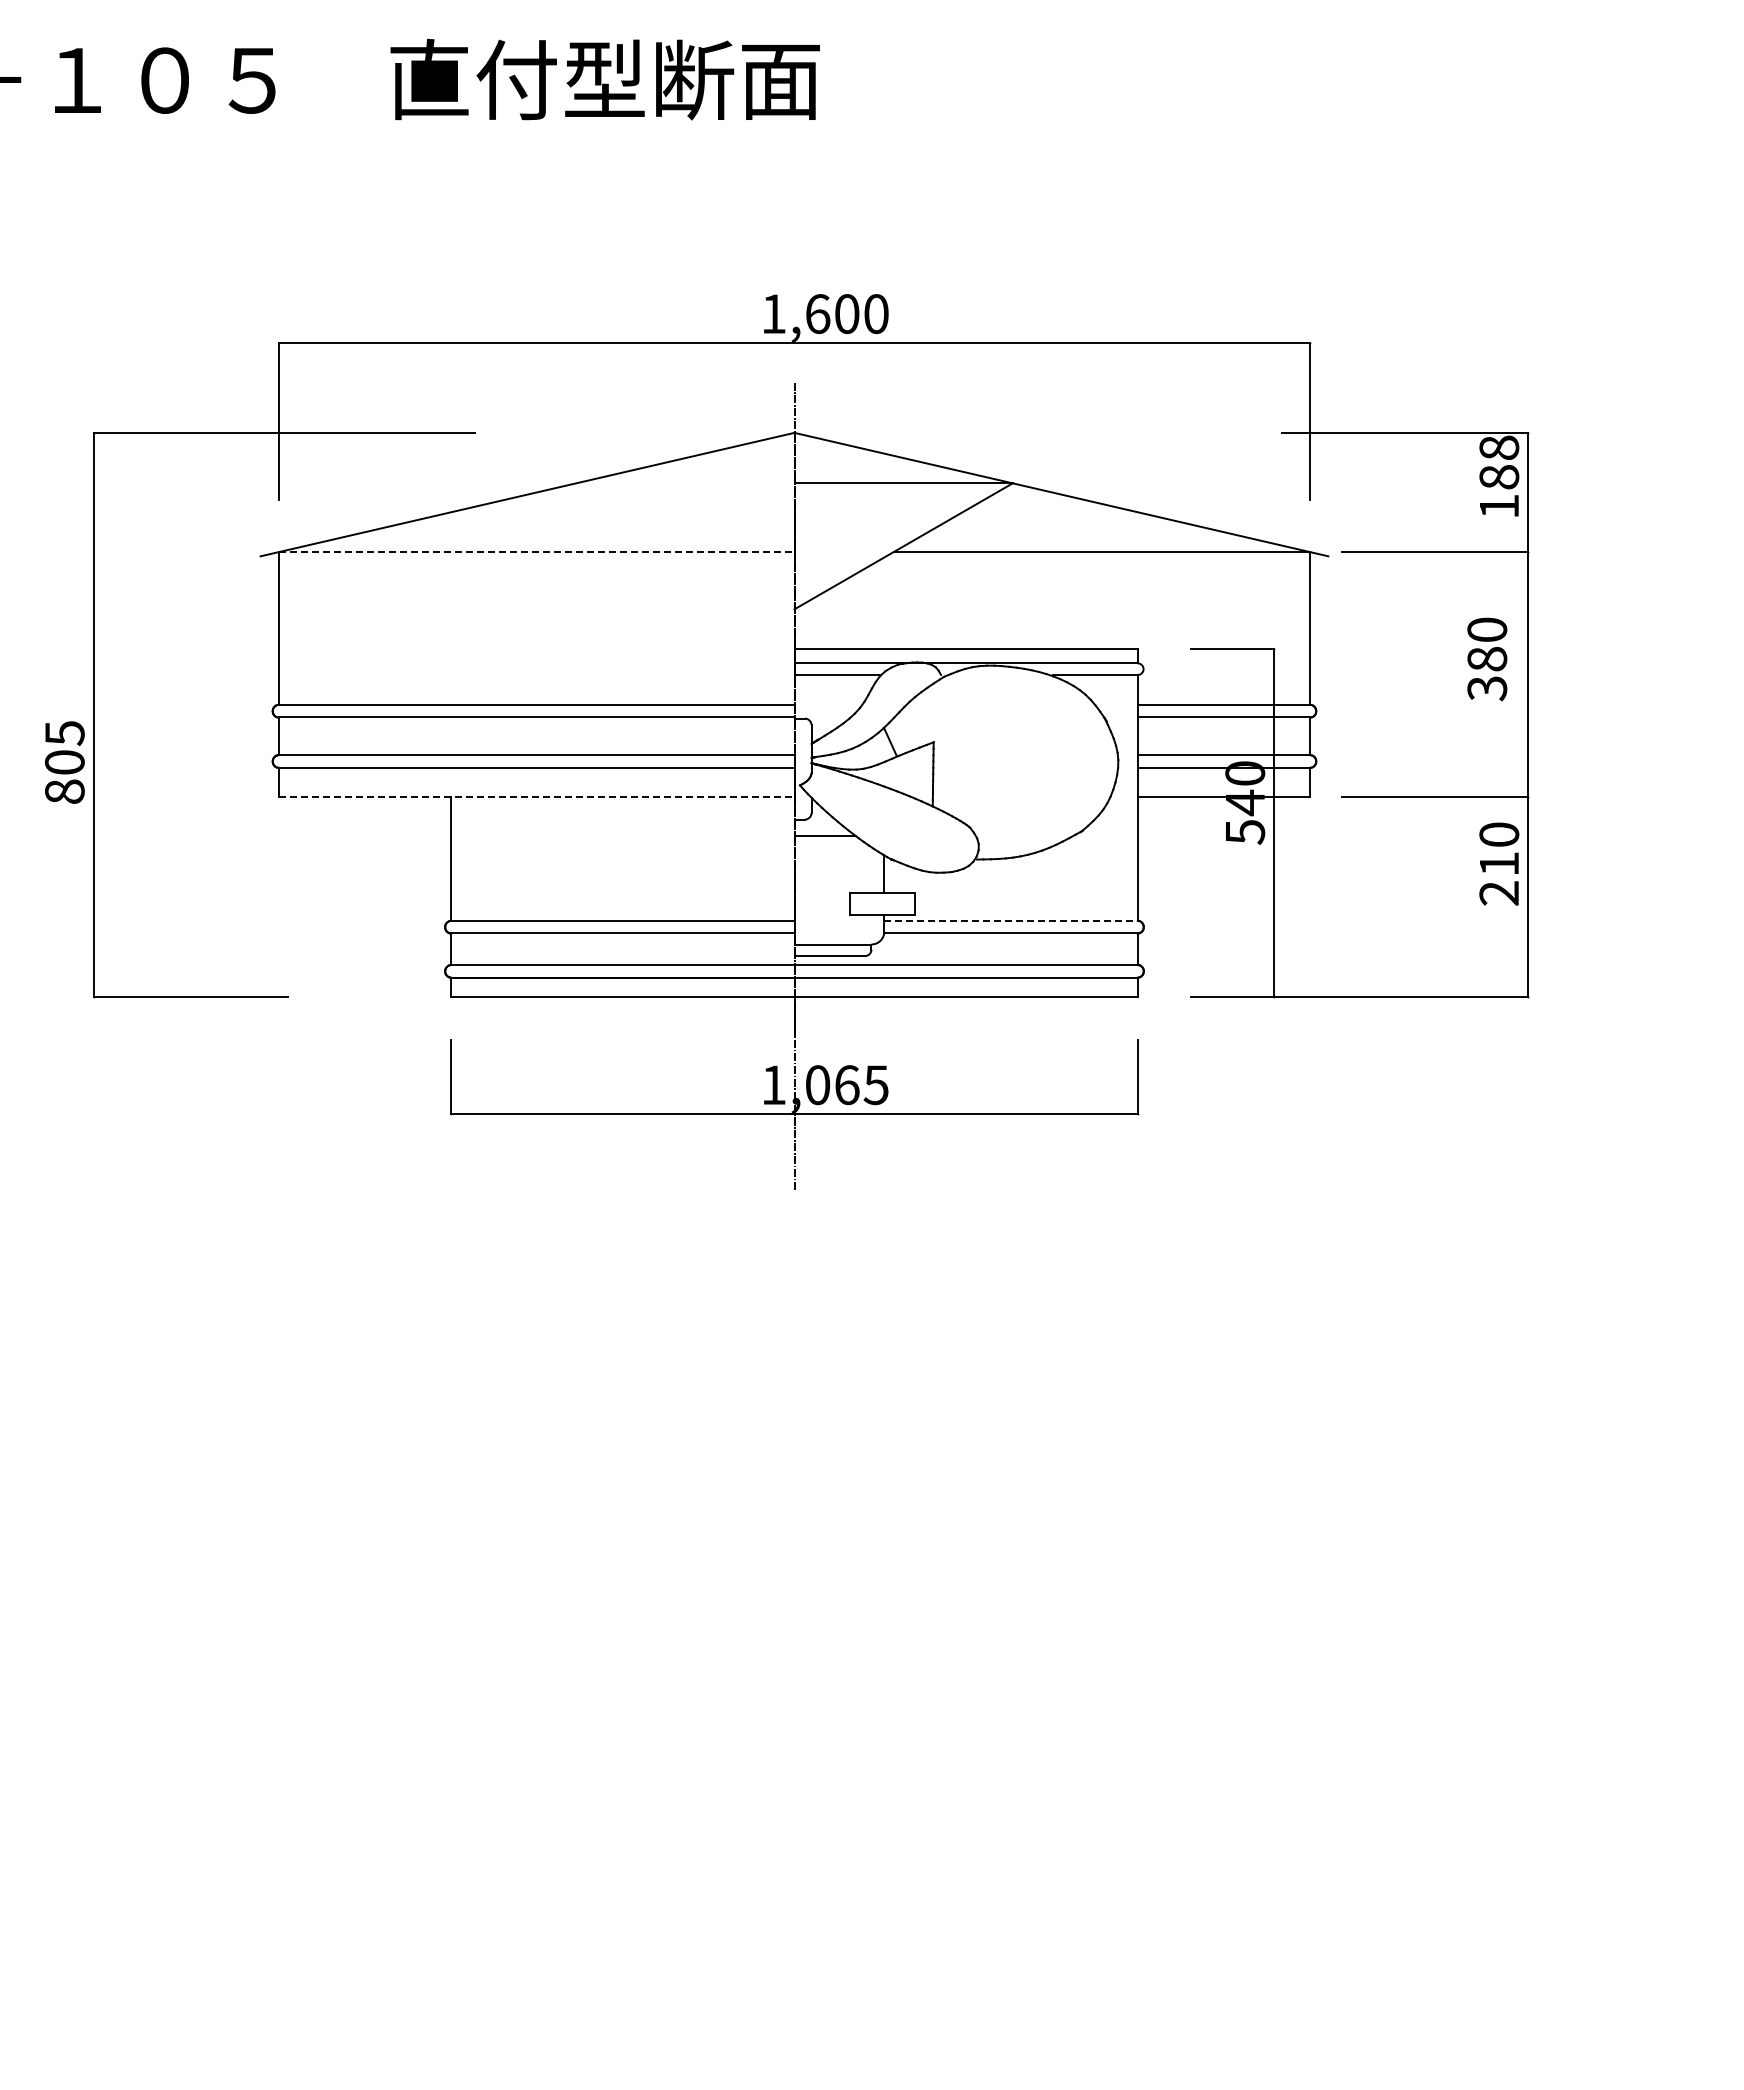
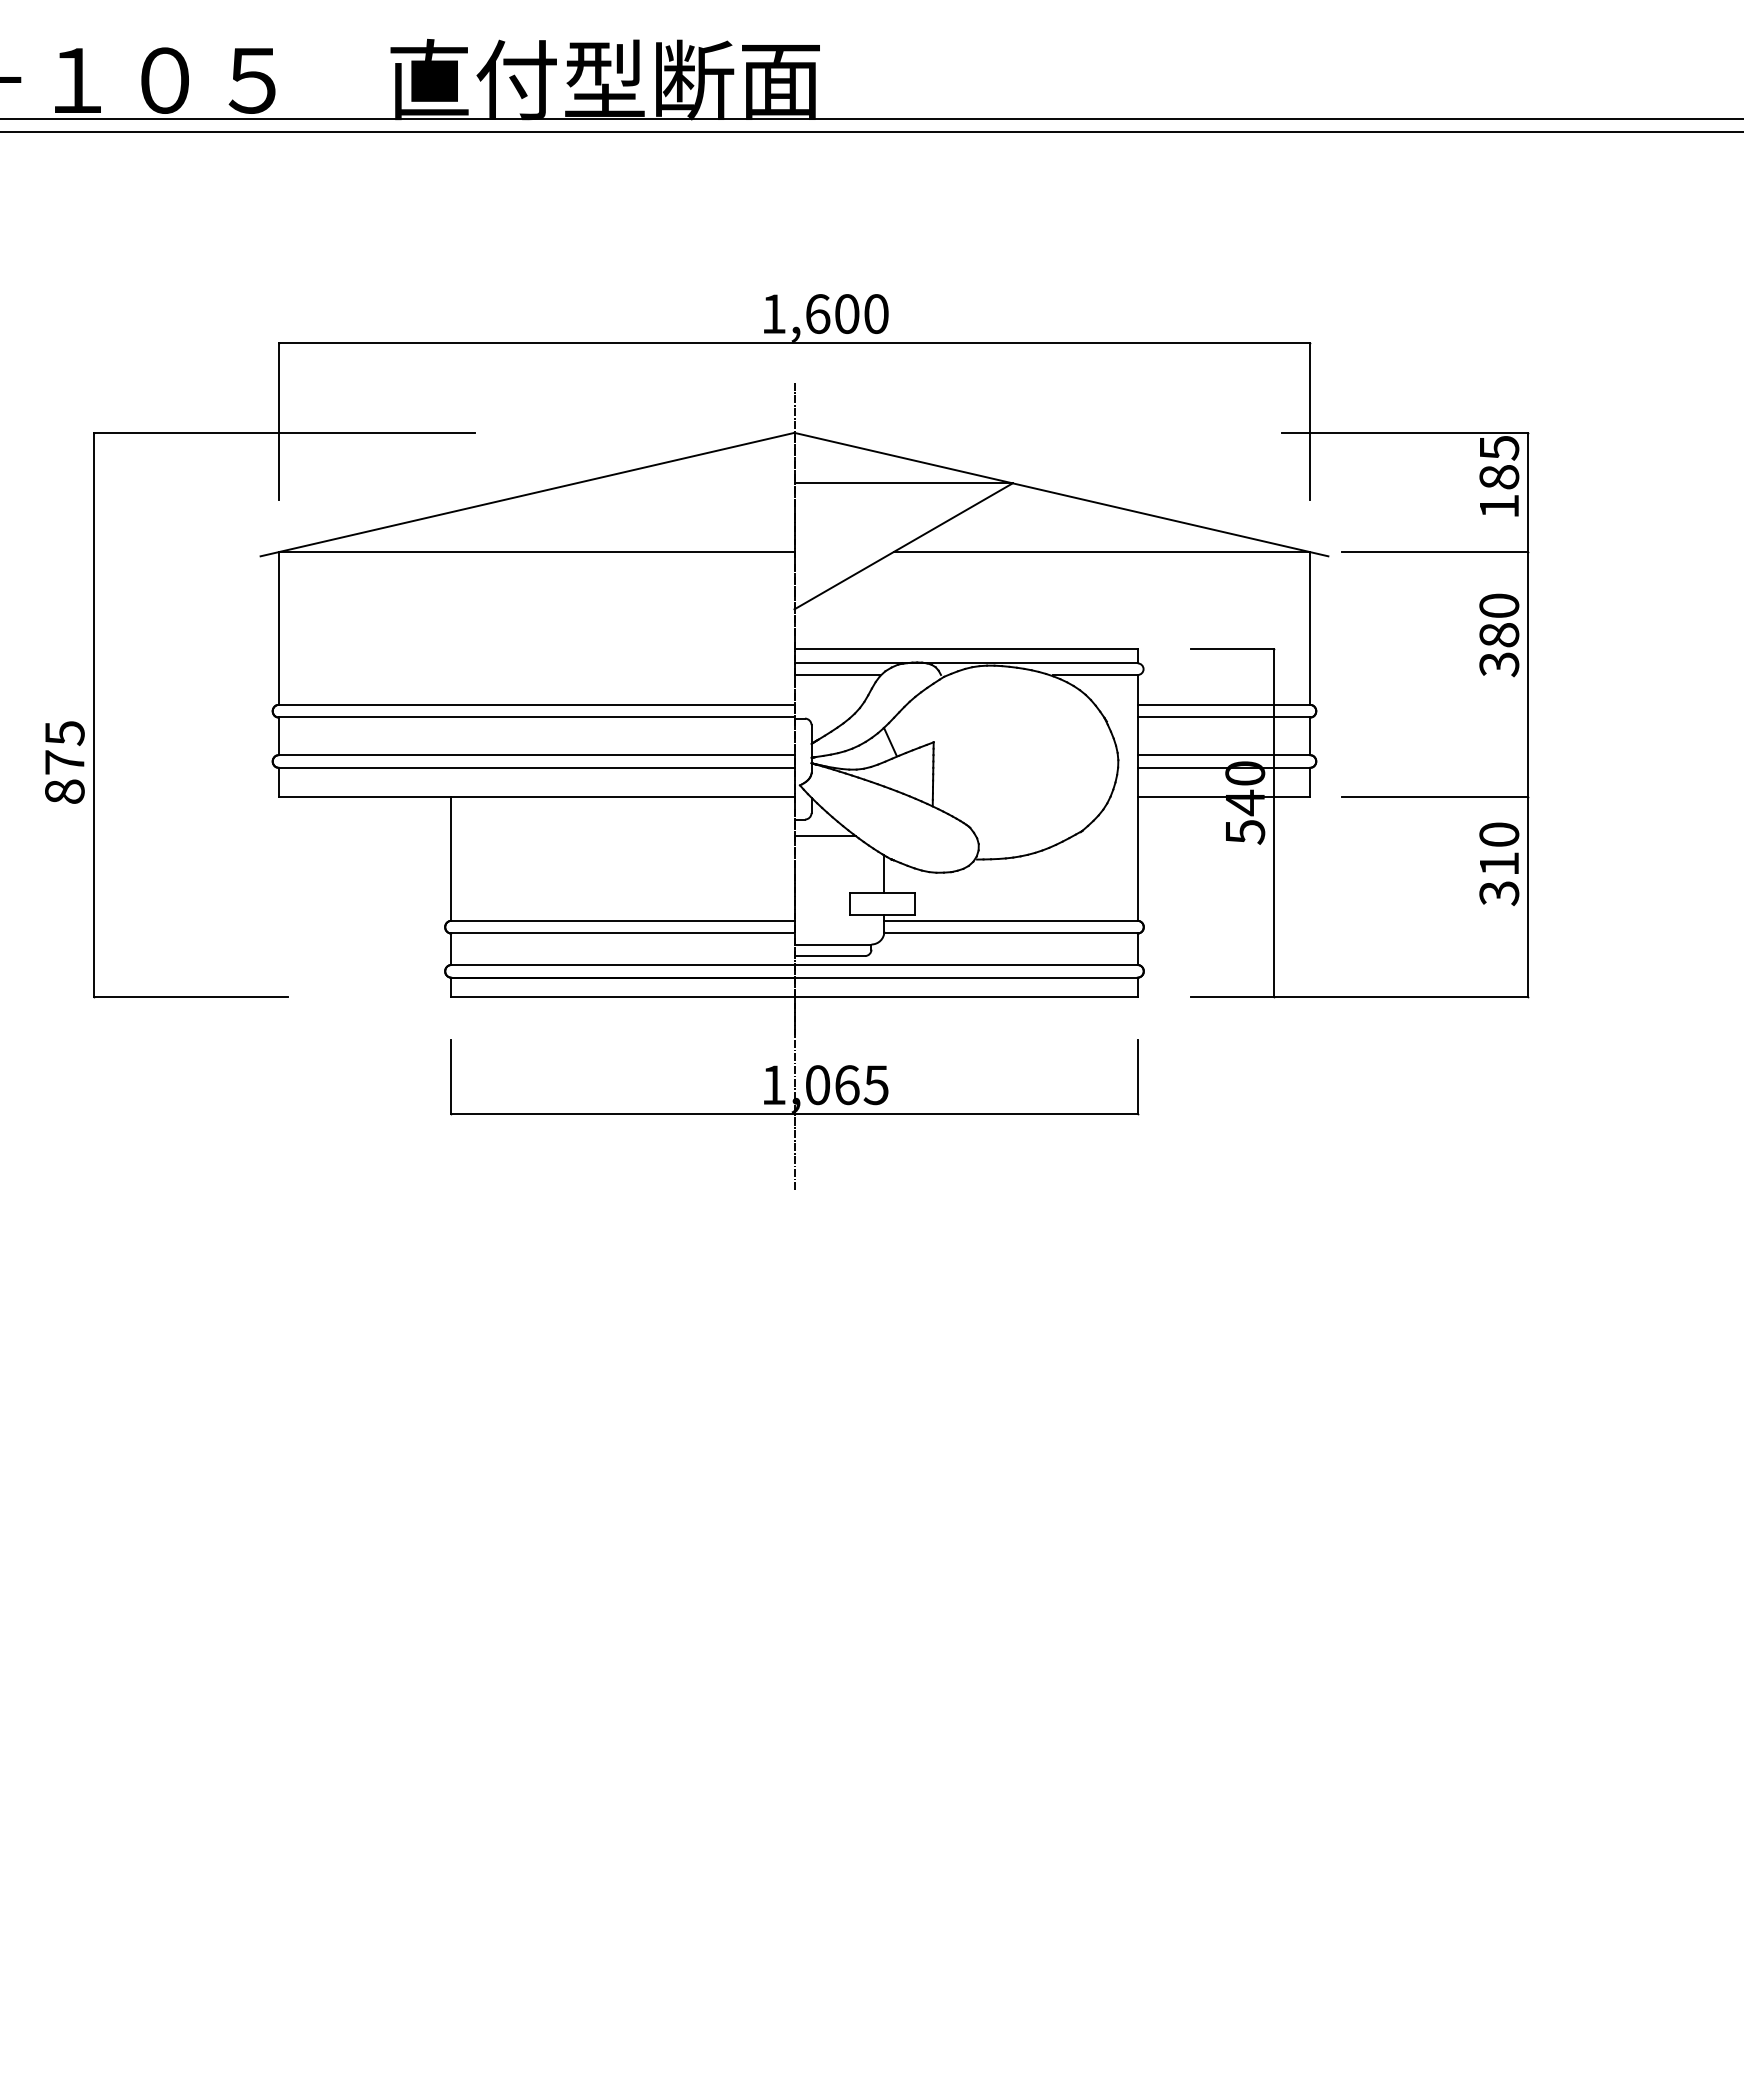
line: none -> present (871, 119)
line: none -> present (871, 132)
text: 188 -> 185 (1499, 447)
line: dashed -> solid (536, 552)
text position: (1487, 659) -> (1499, 635) (1499, 635)
text: 805 -> 875 (64, 762)
line: dashed -> solid (536, 797)
text: 210 -> 310 (1499, 893)
line: dashed -> solid (1011, 920)
